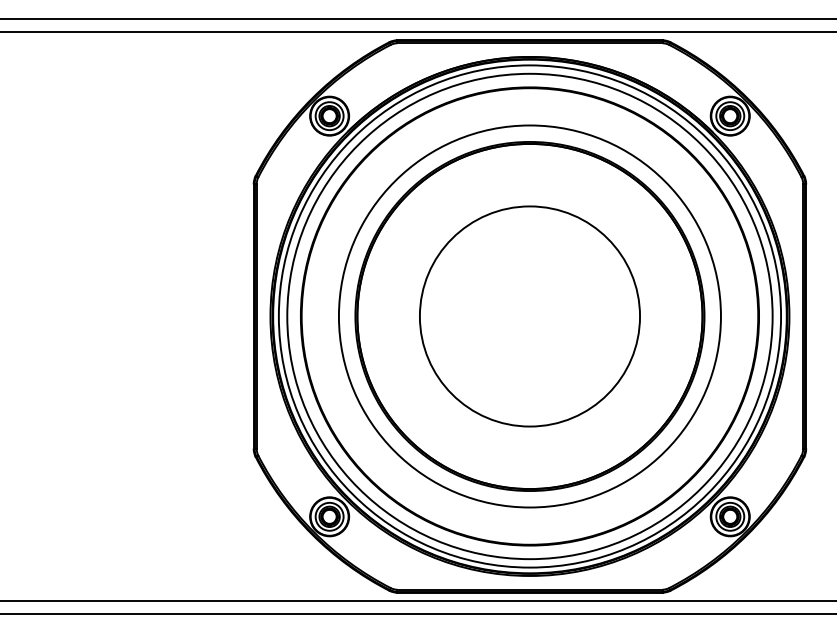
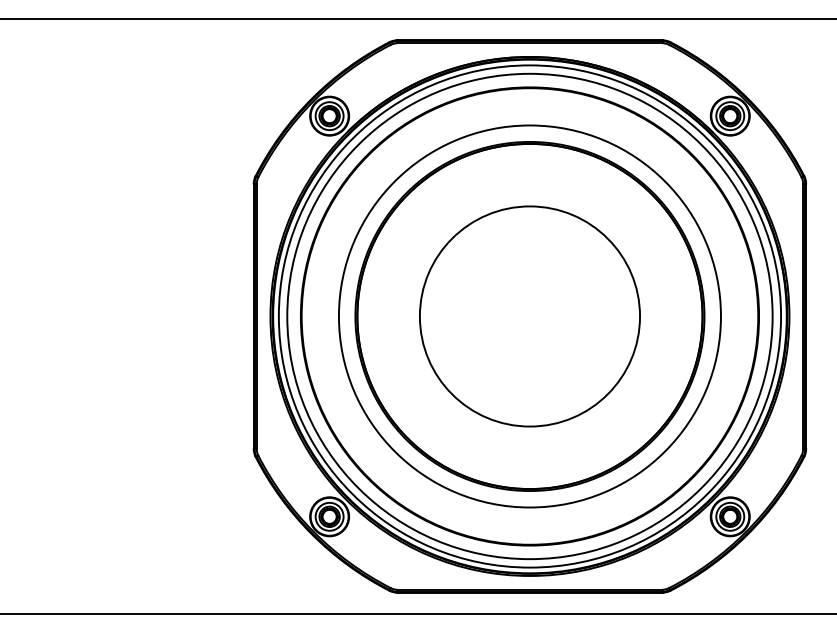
line: present -> none (417, 31)
line: present -> none (417, 601)
